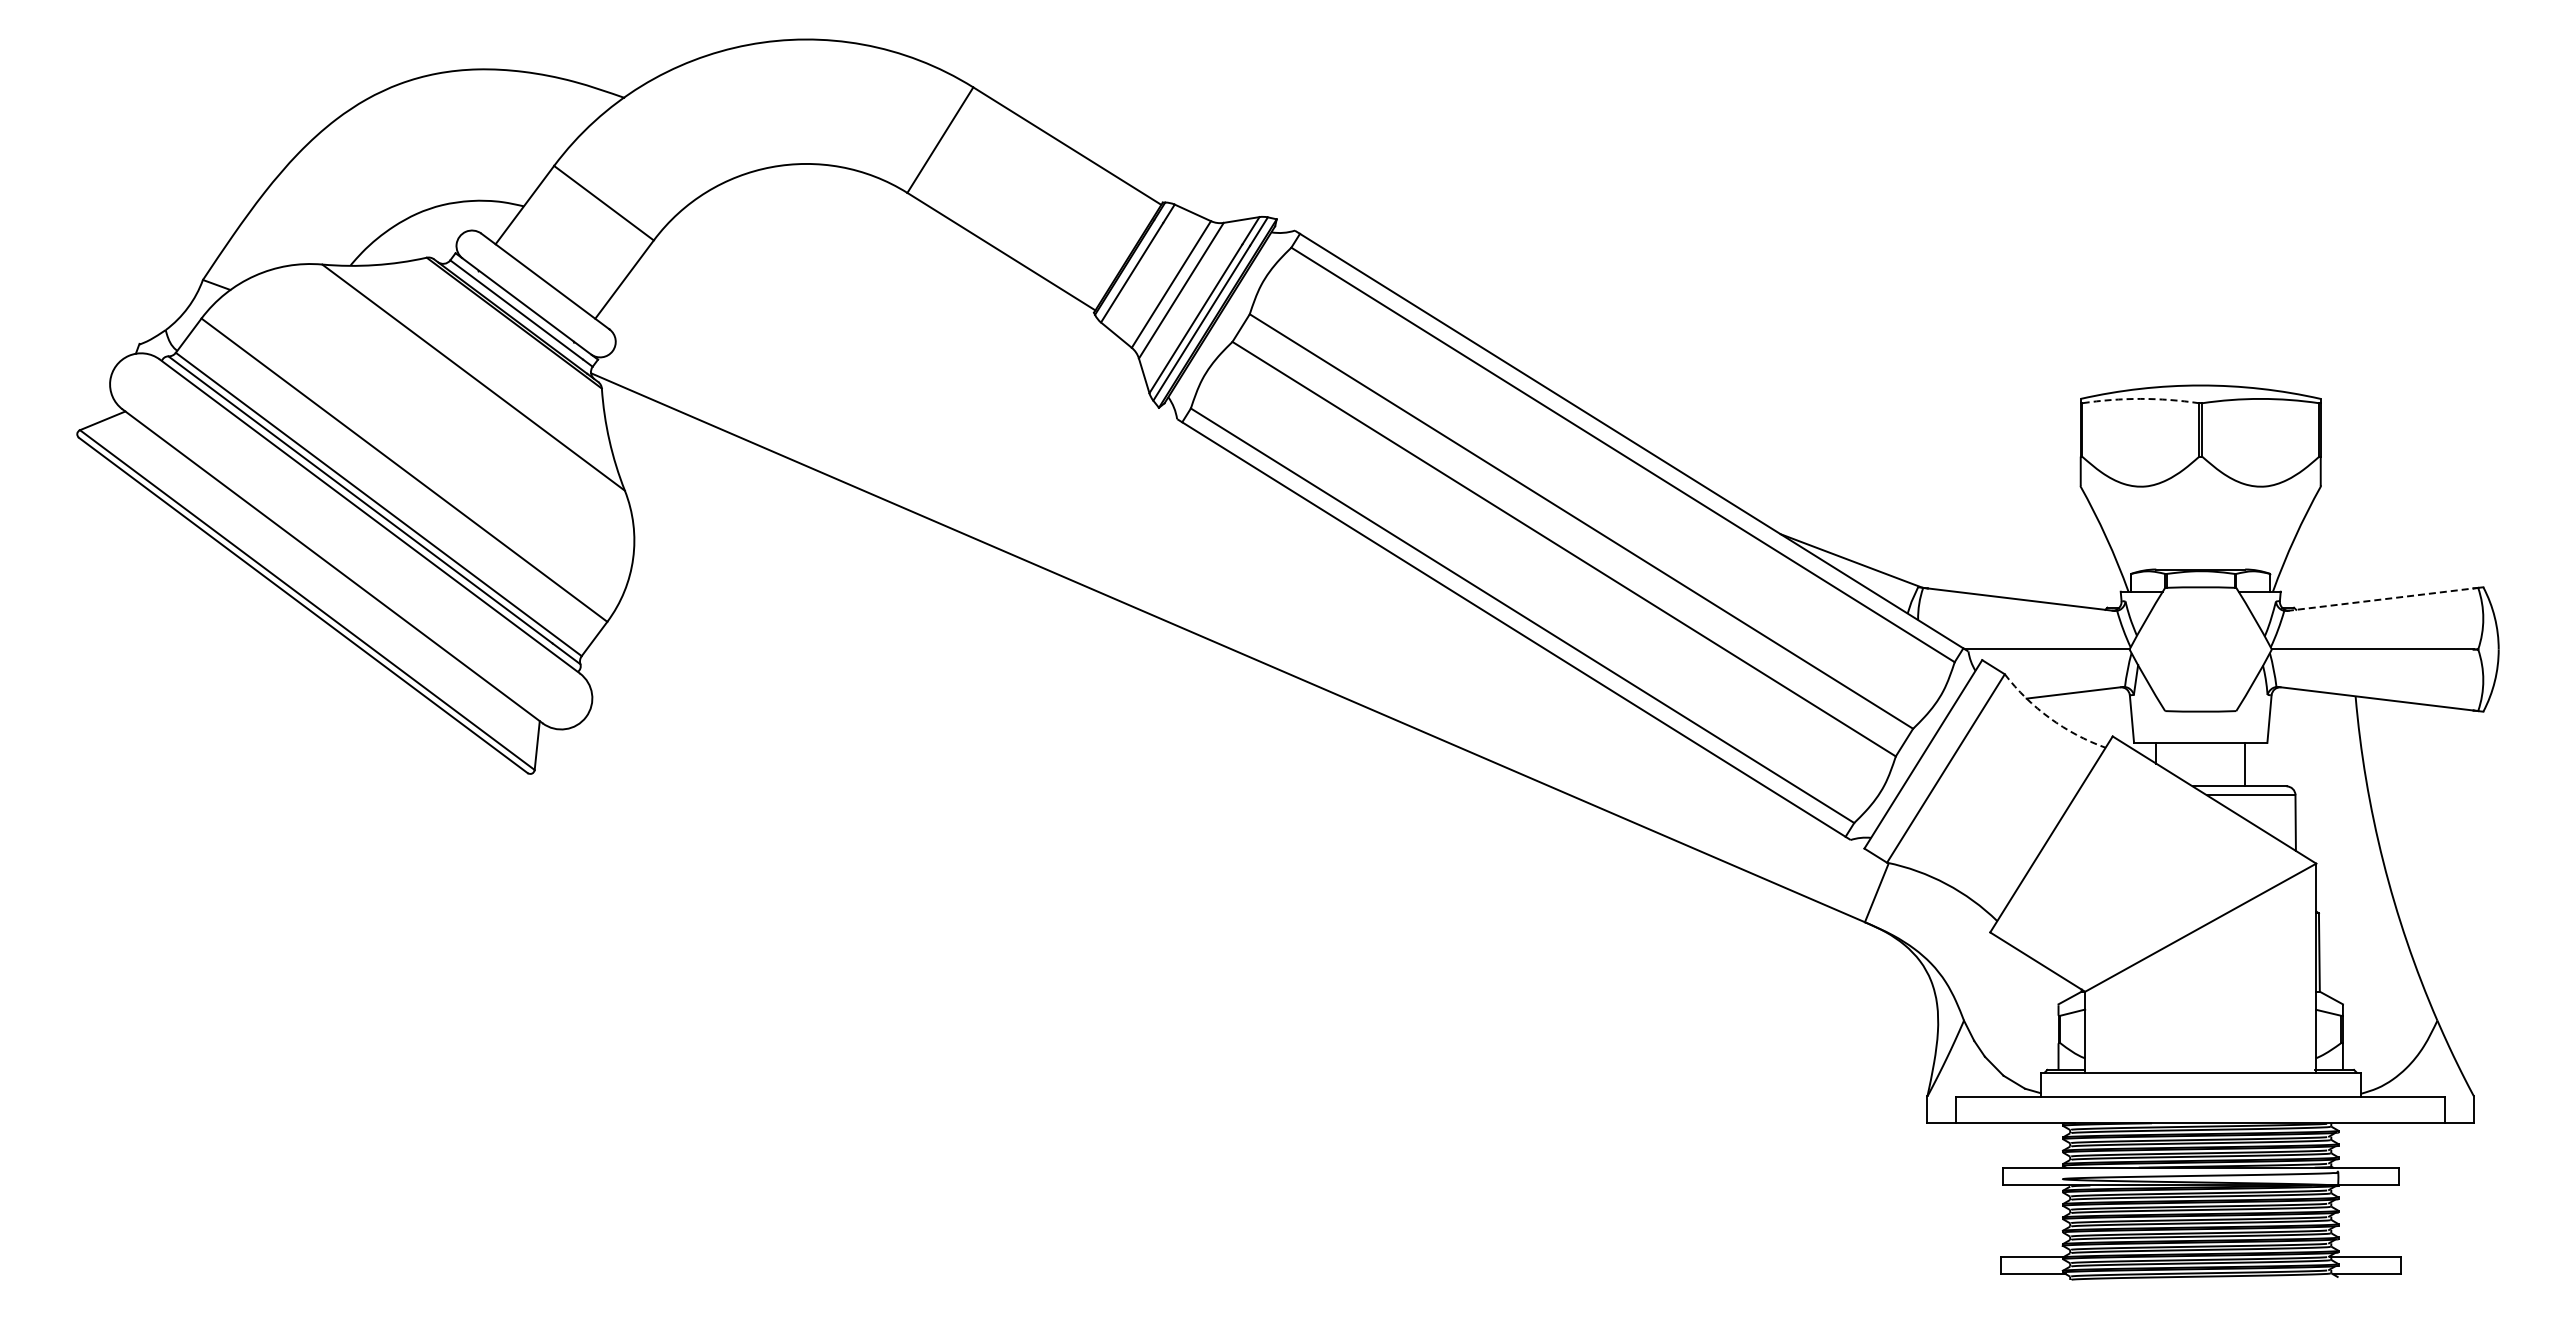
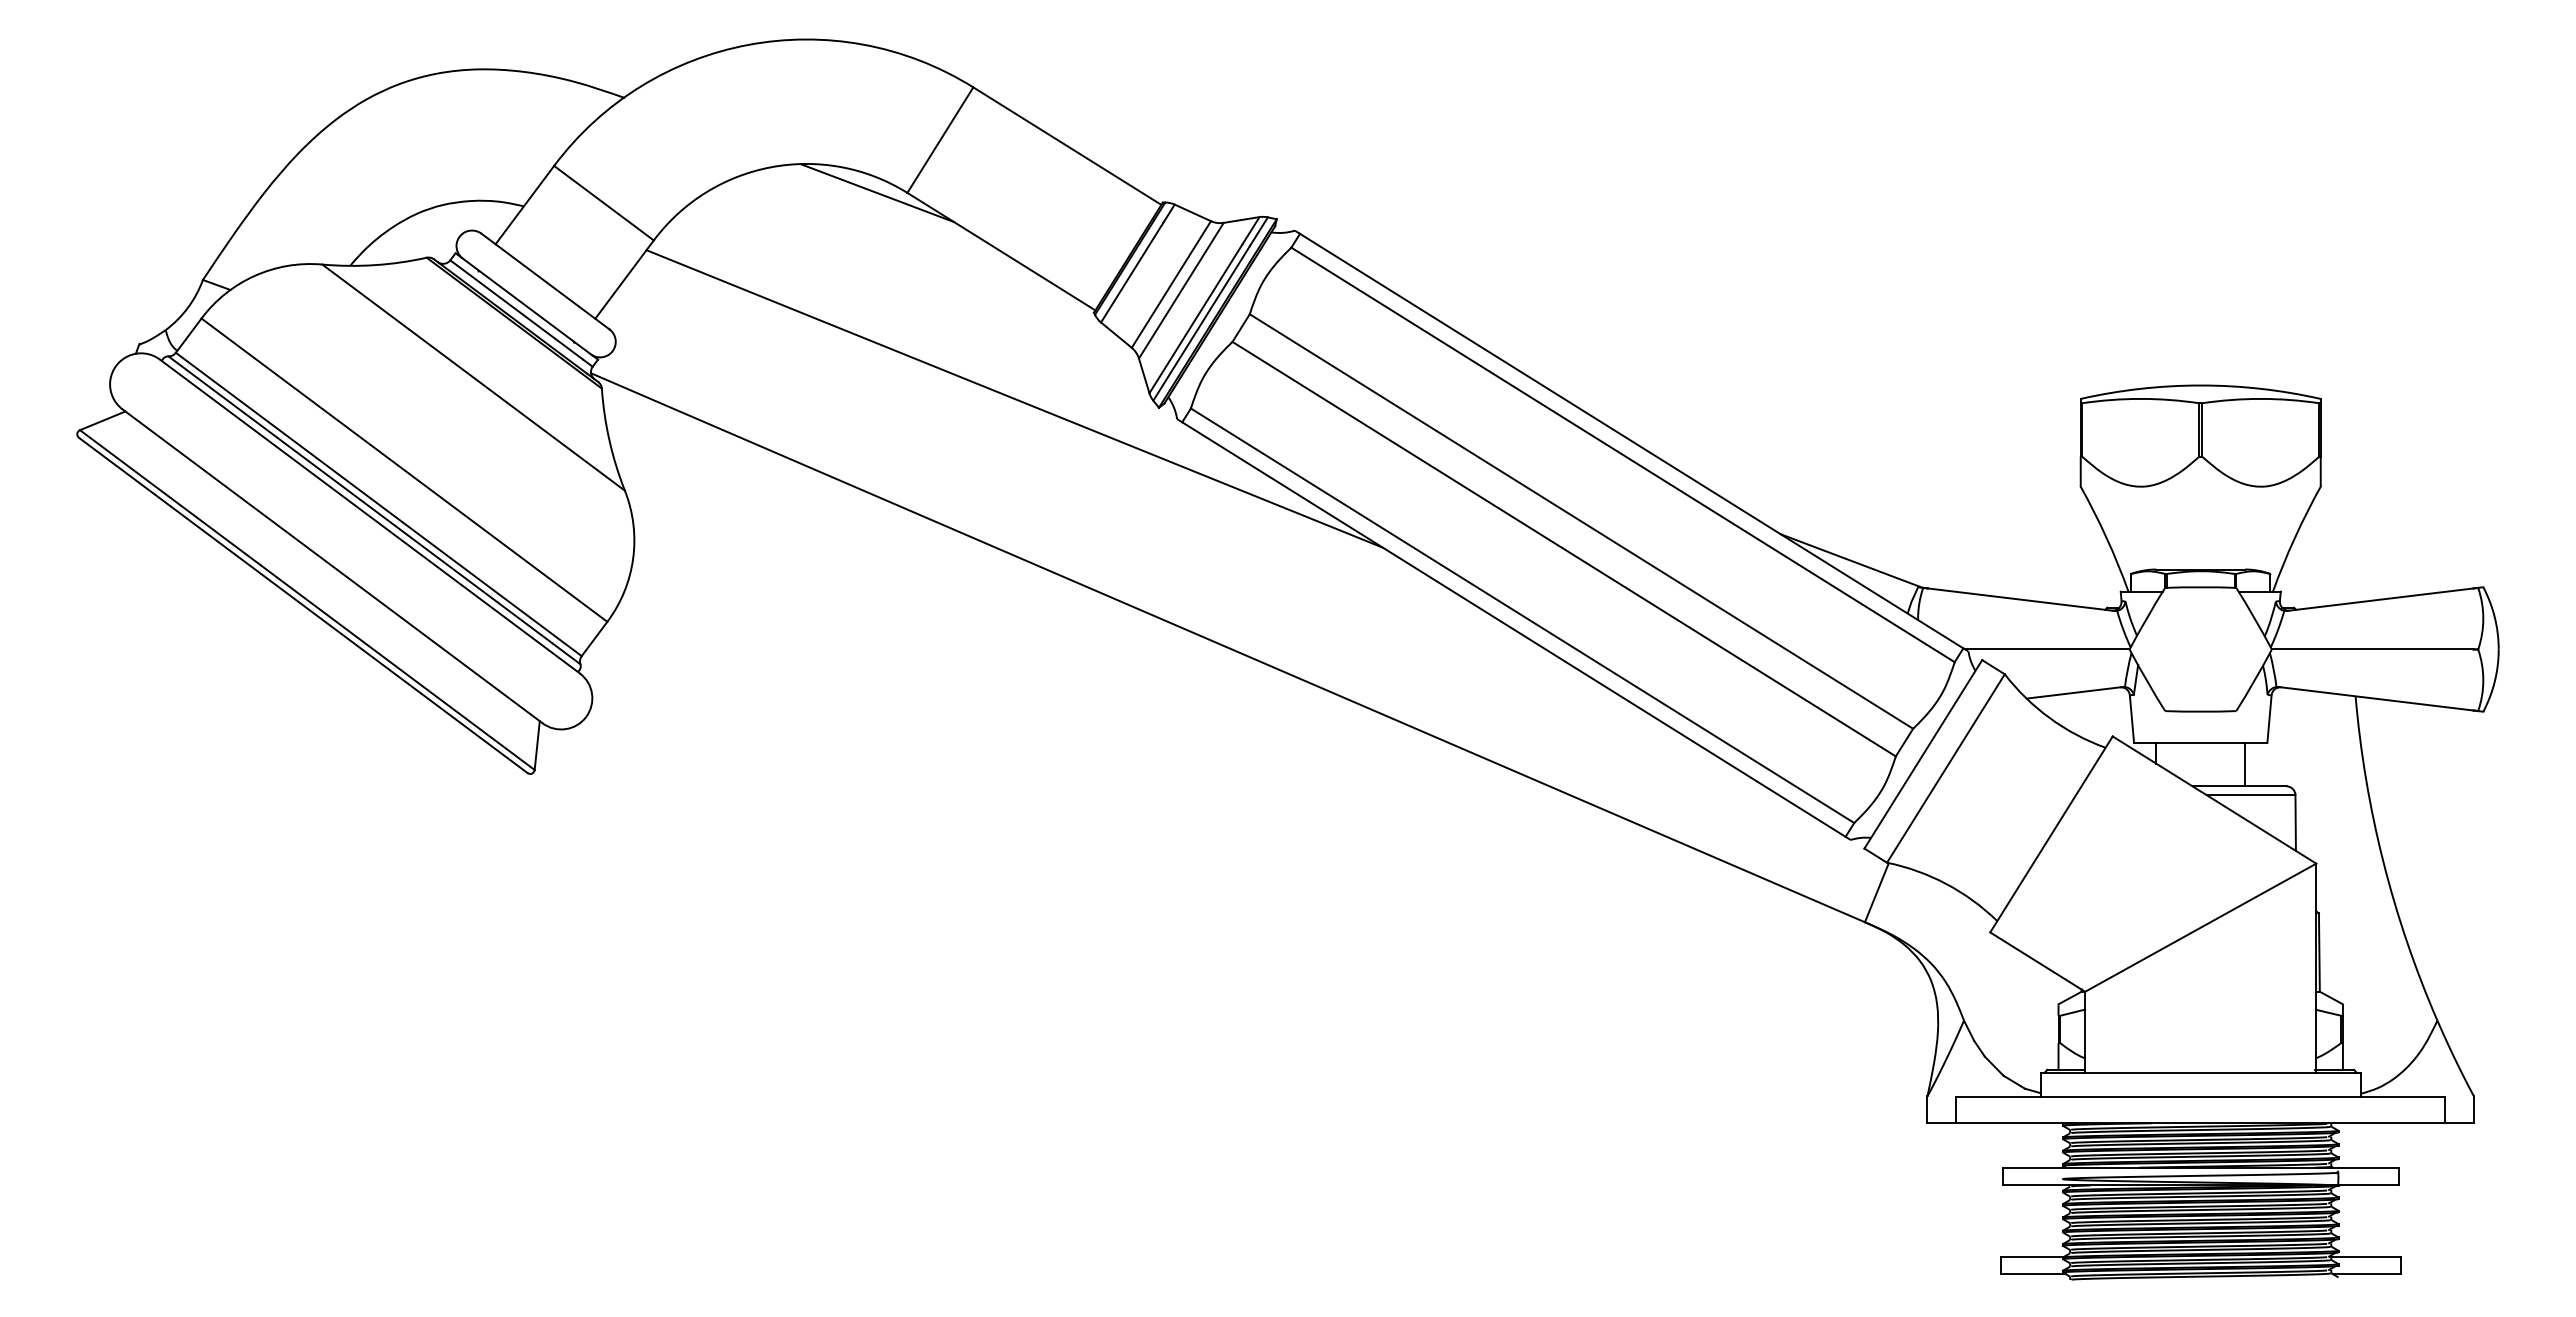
line: none -> present (877, 193)
line: none -> present (1014, 398)
arc: dashed -> solid (2140, 398)
line: dashed -> solid (2380, 599)
arc: dashed -> solid (2049, 718)
